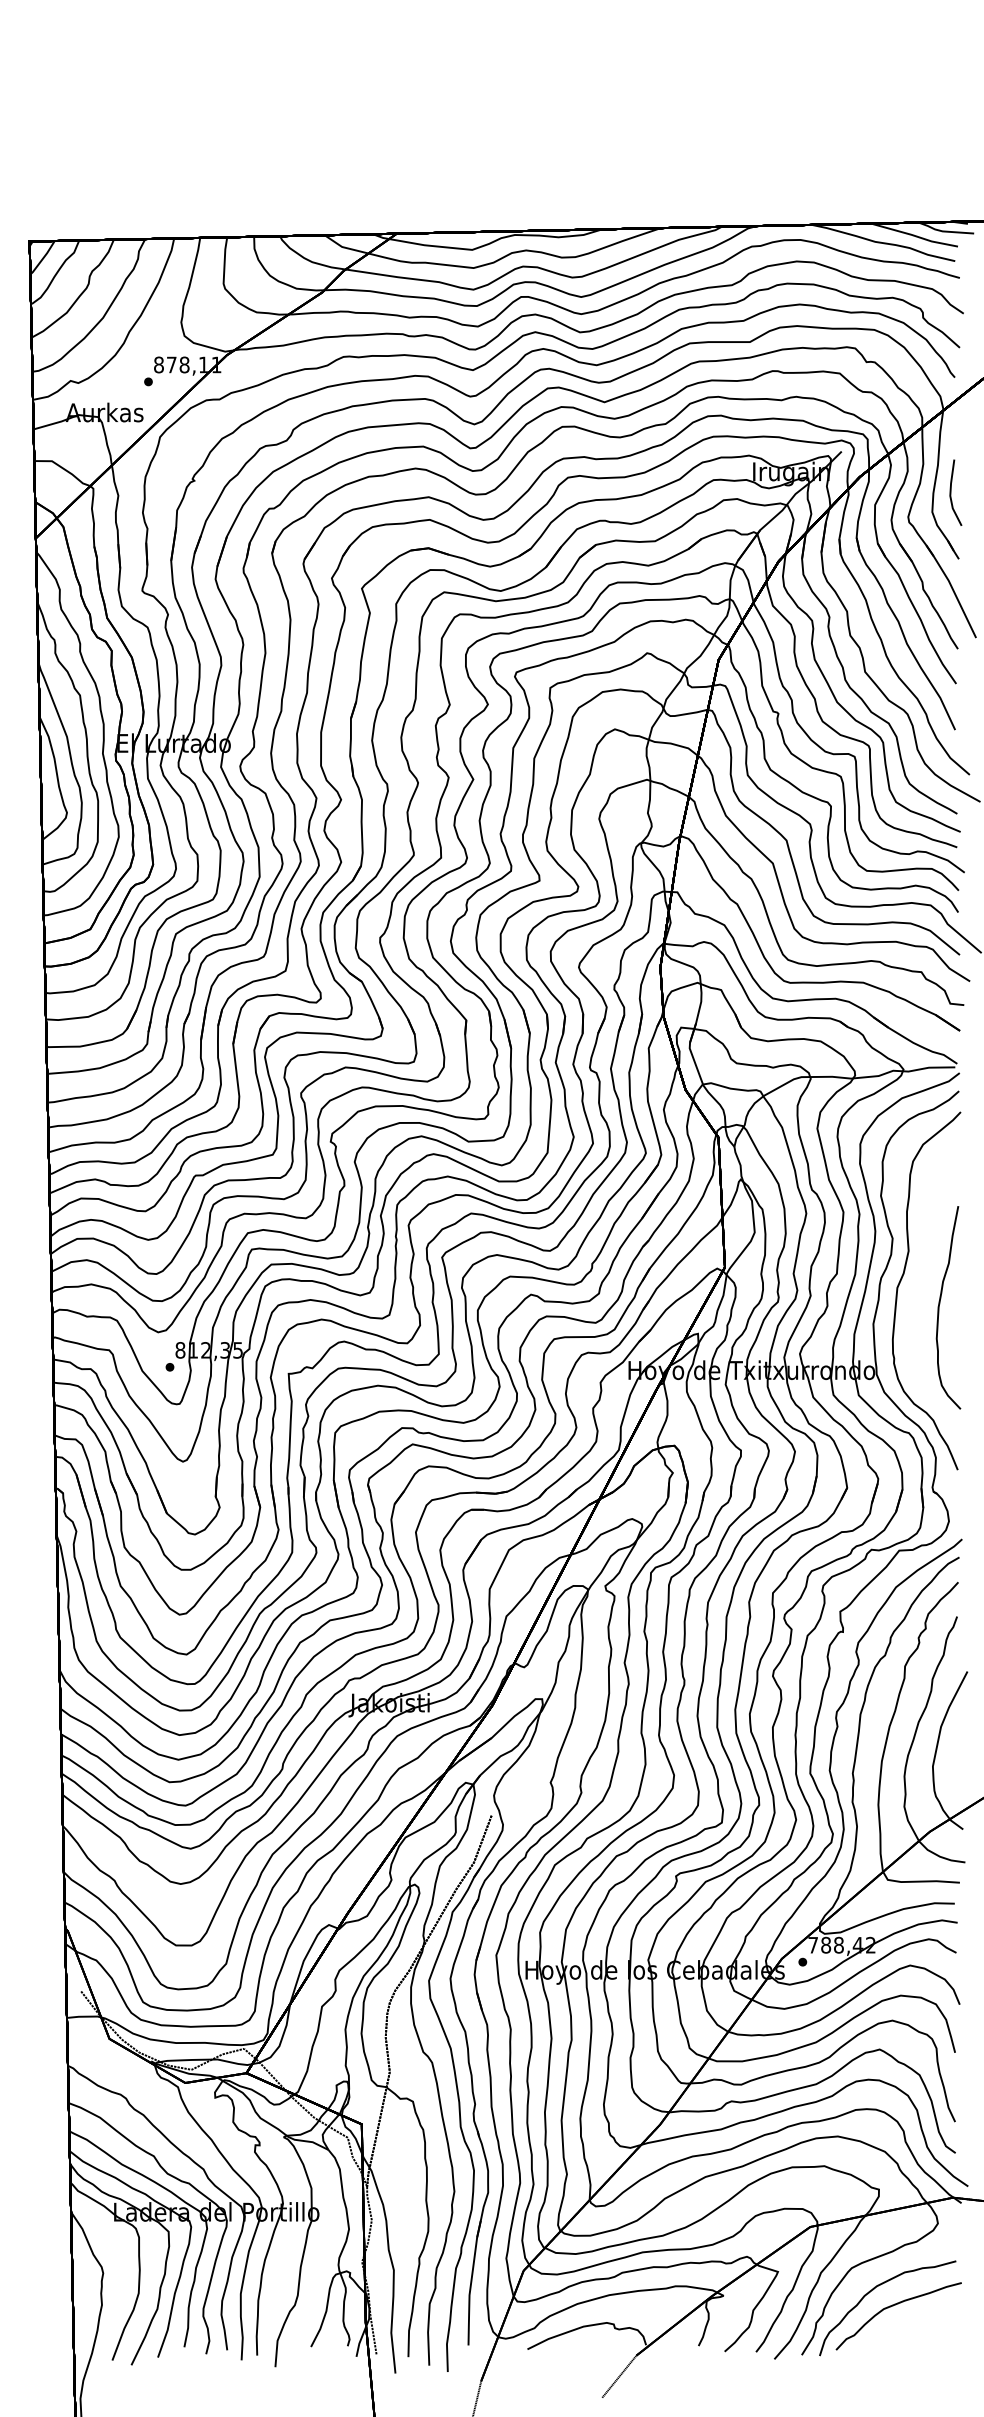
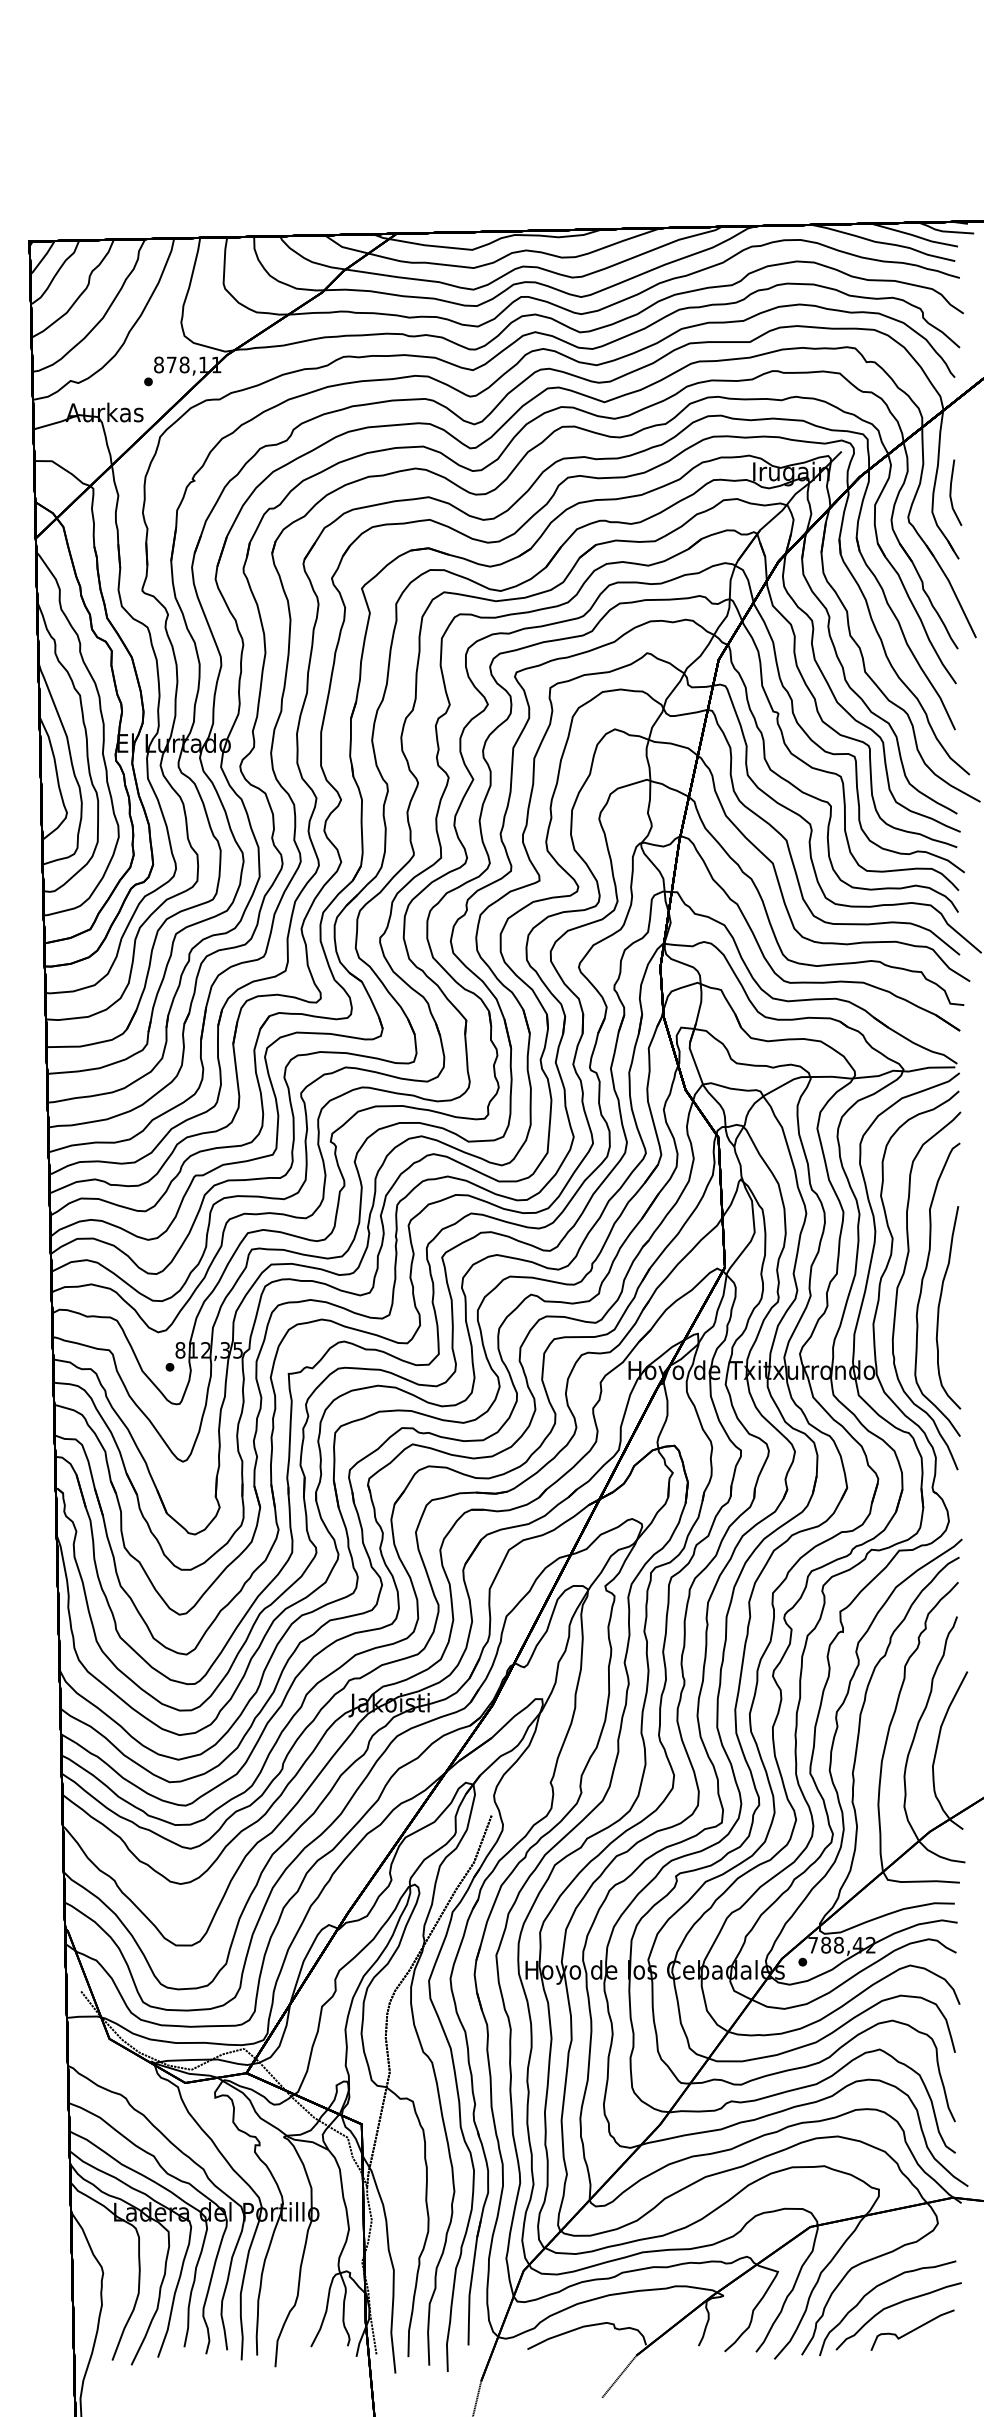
part: none -> present (922, 1289)
curve: none -> present (912, 2329)
